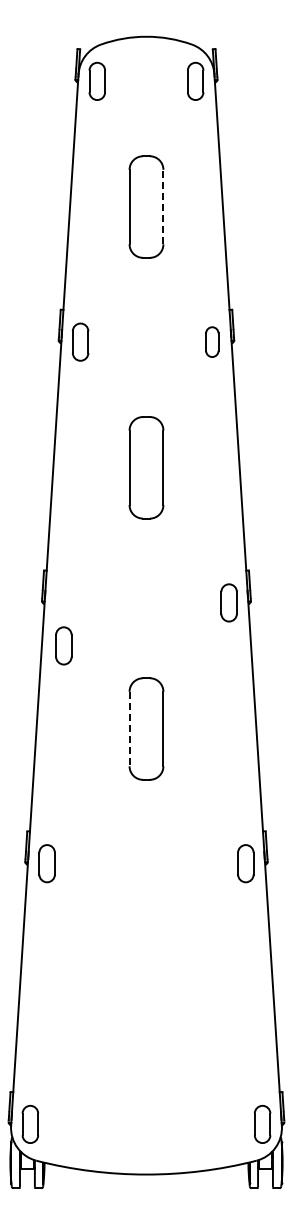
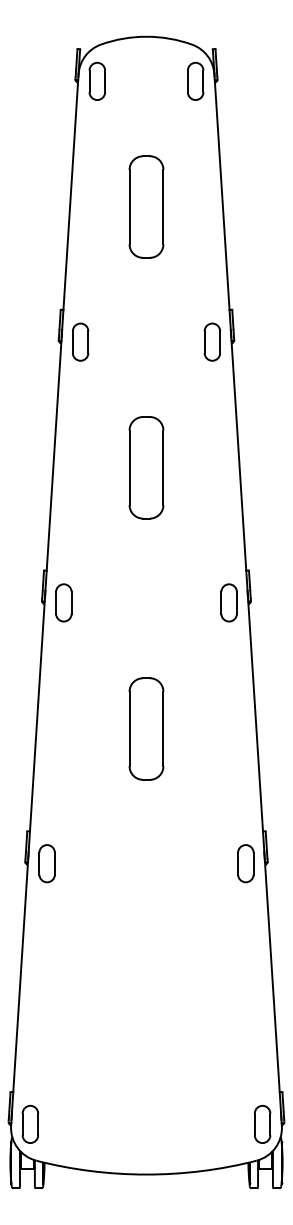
line: dashed -> solid (163, 206)
part size: 15x32 px -> 18x40 px (211, 341)
part position: (63, 645) -> (63, 602) (63, 602)
line: dashed -> solid (129, 729)
